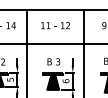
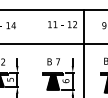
text position: (55, 25) -> (62, 24) (62, 24)
line: present -> none (27, 51)
text: 3 -> 7 (58, 61)
